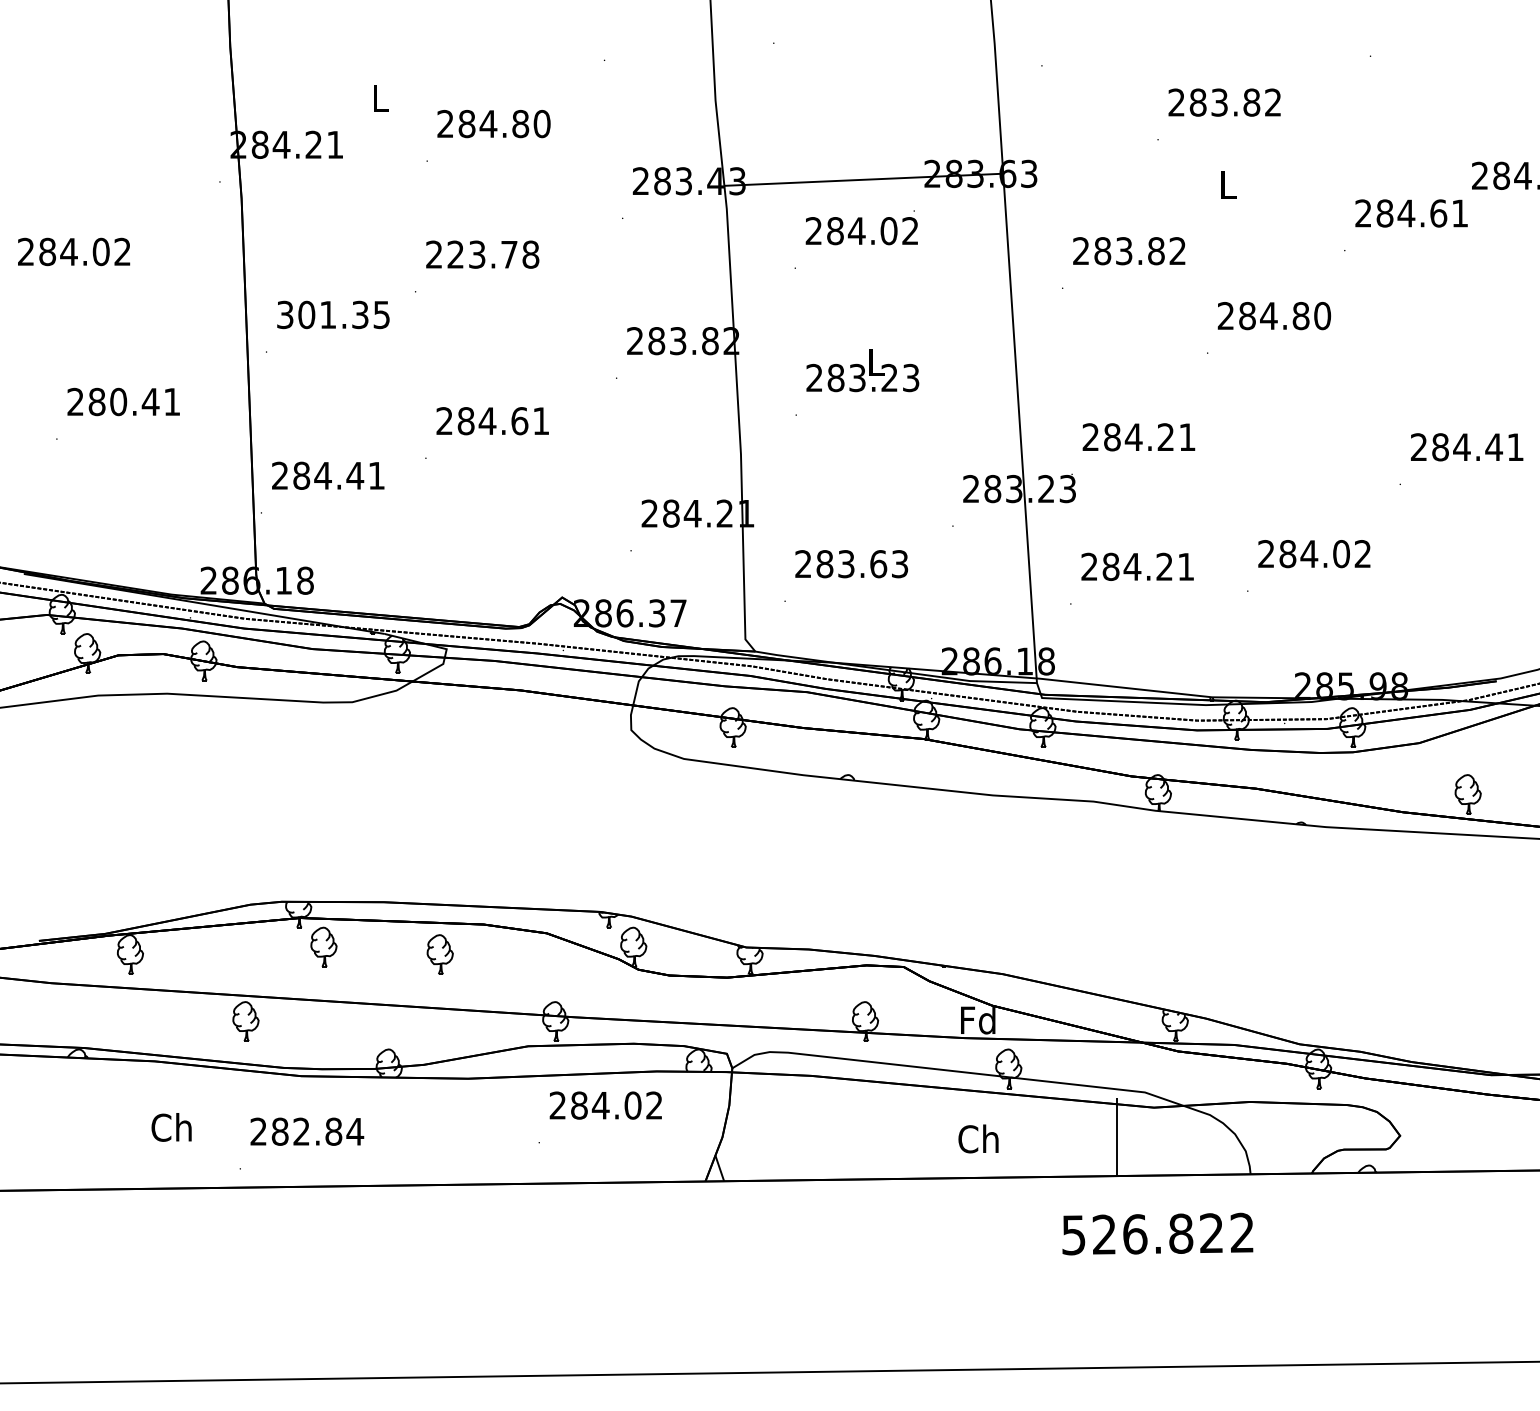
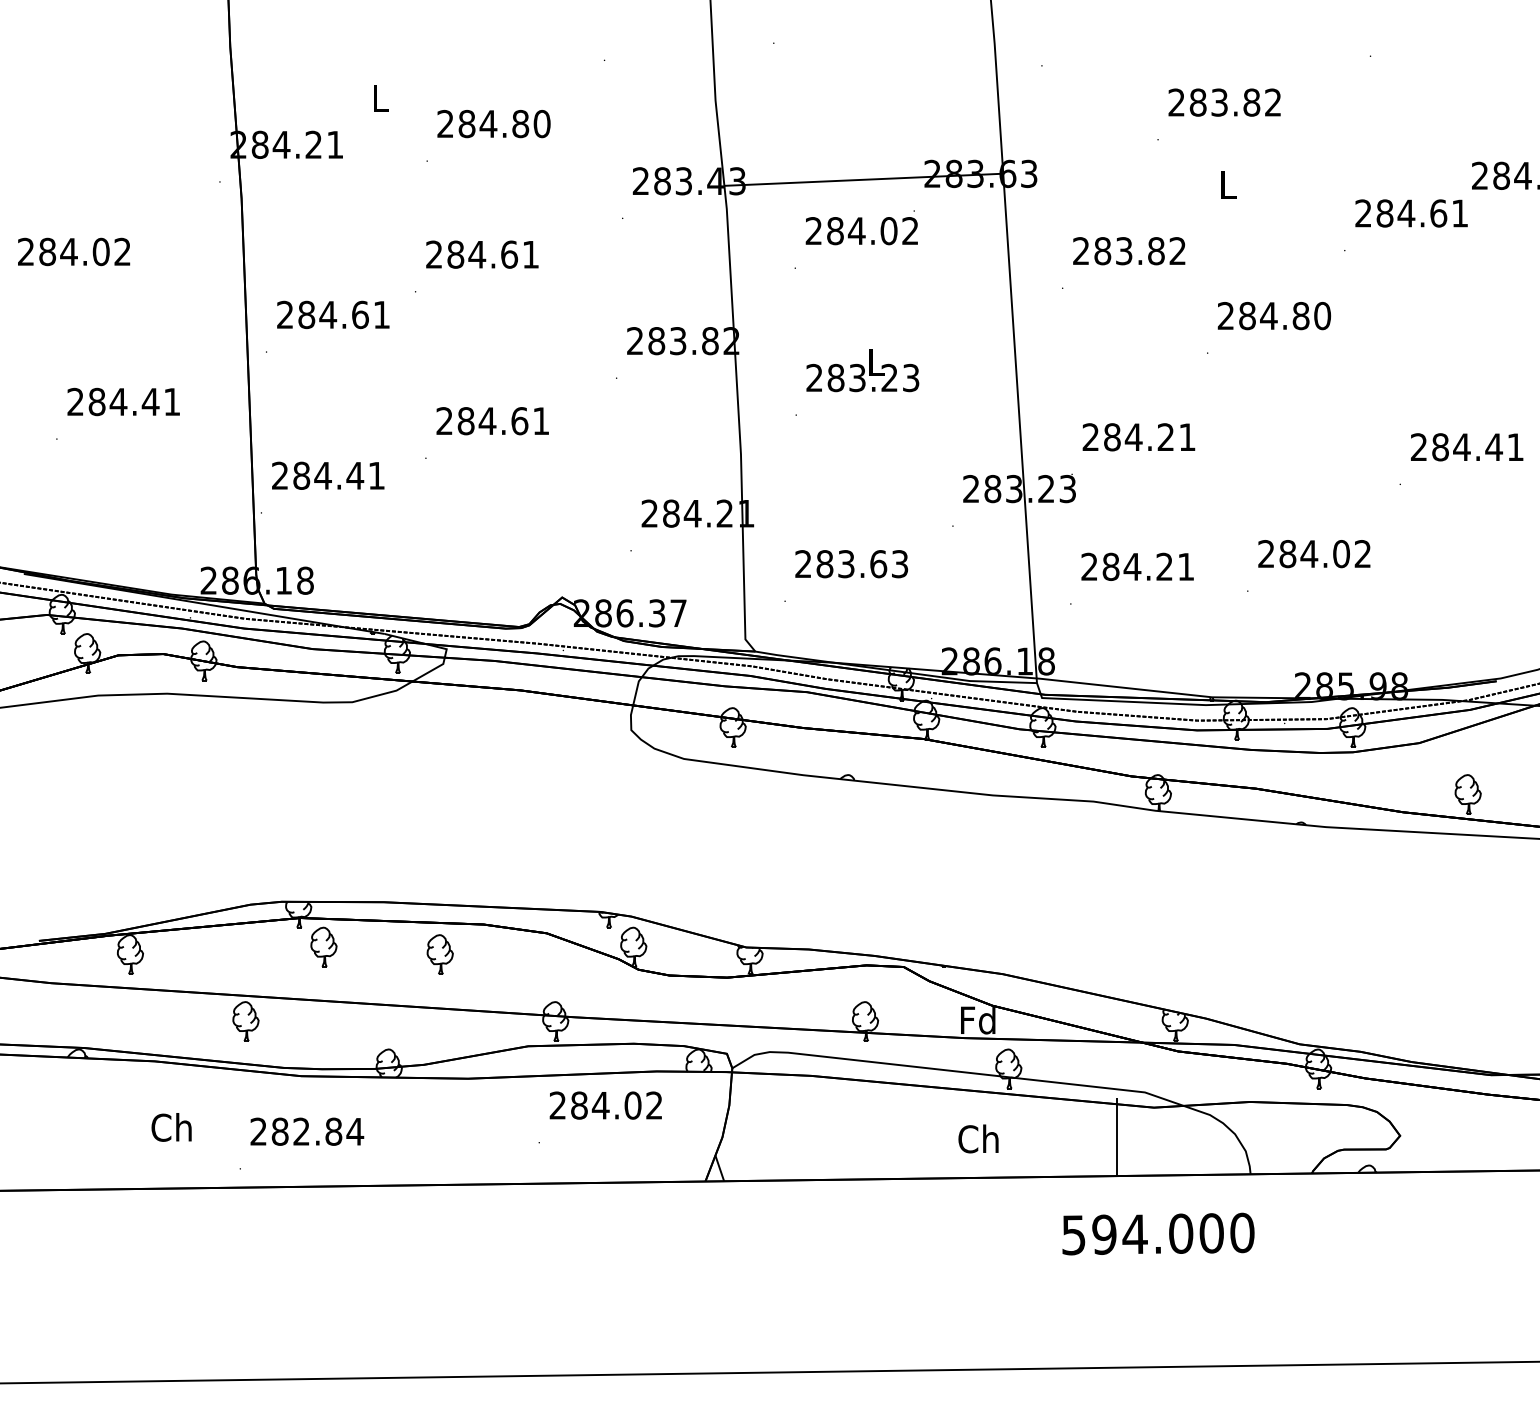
text: 223.78 -> 284.61 (493, 254)
text: 301.35 -> 284.61 (333, 314)
text: 280.41 -> 284.41 (118, 401)
text: 526.822 -> 594.000 (1173, 1233)
